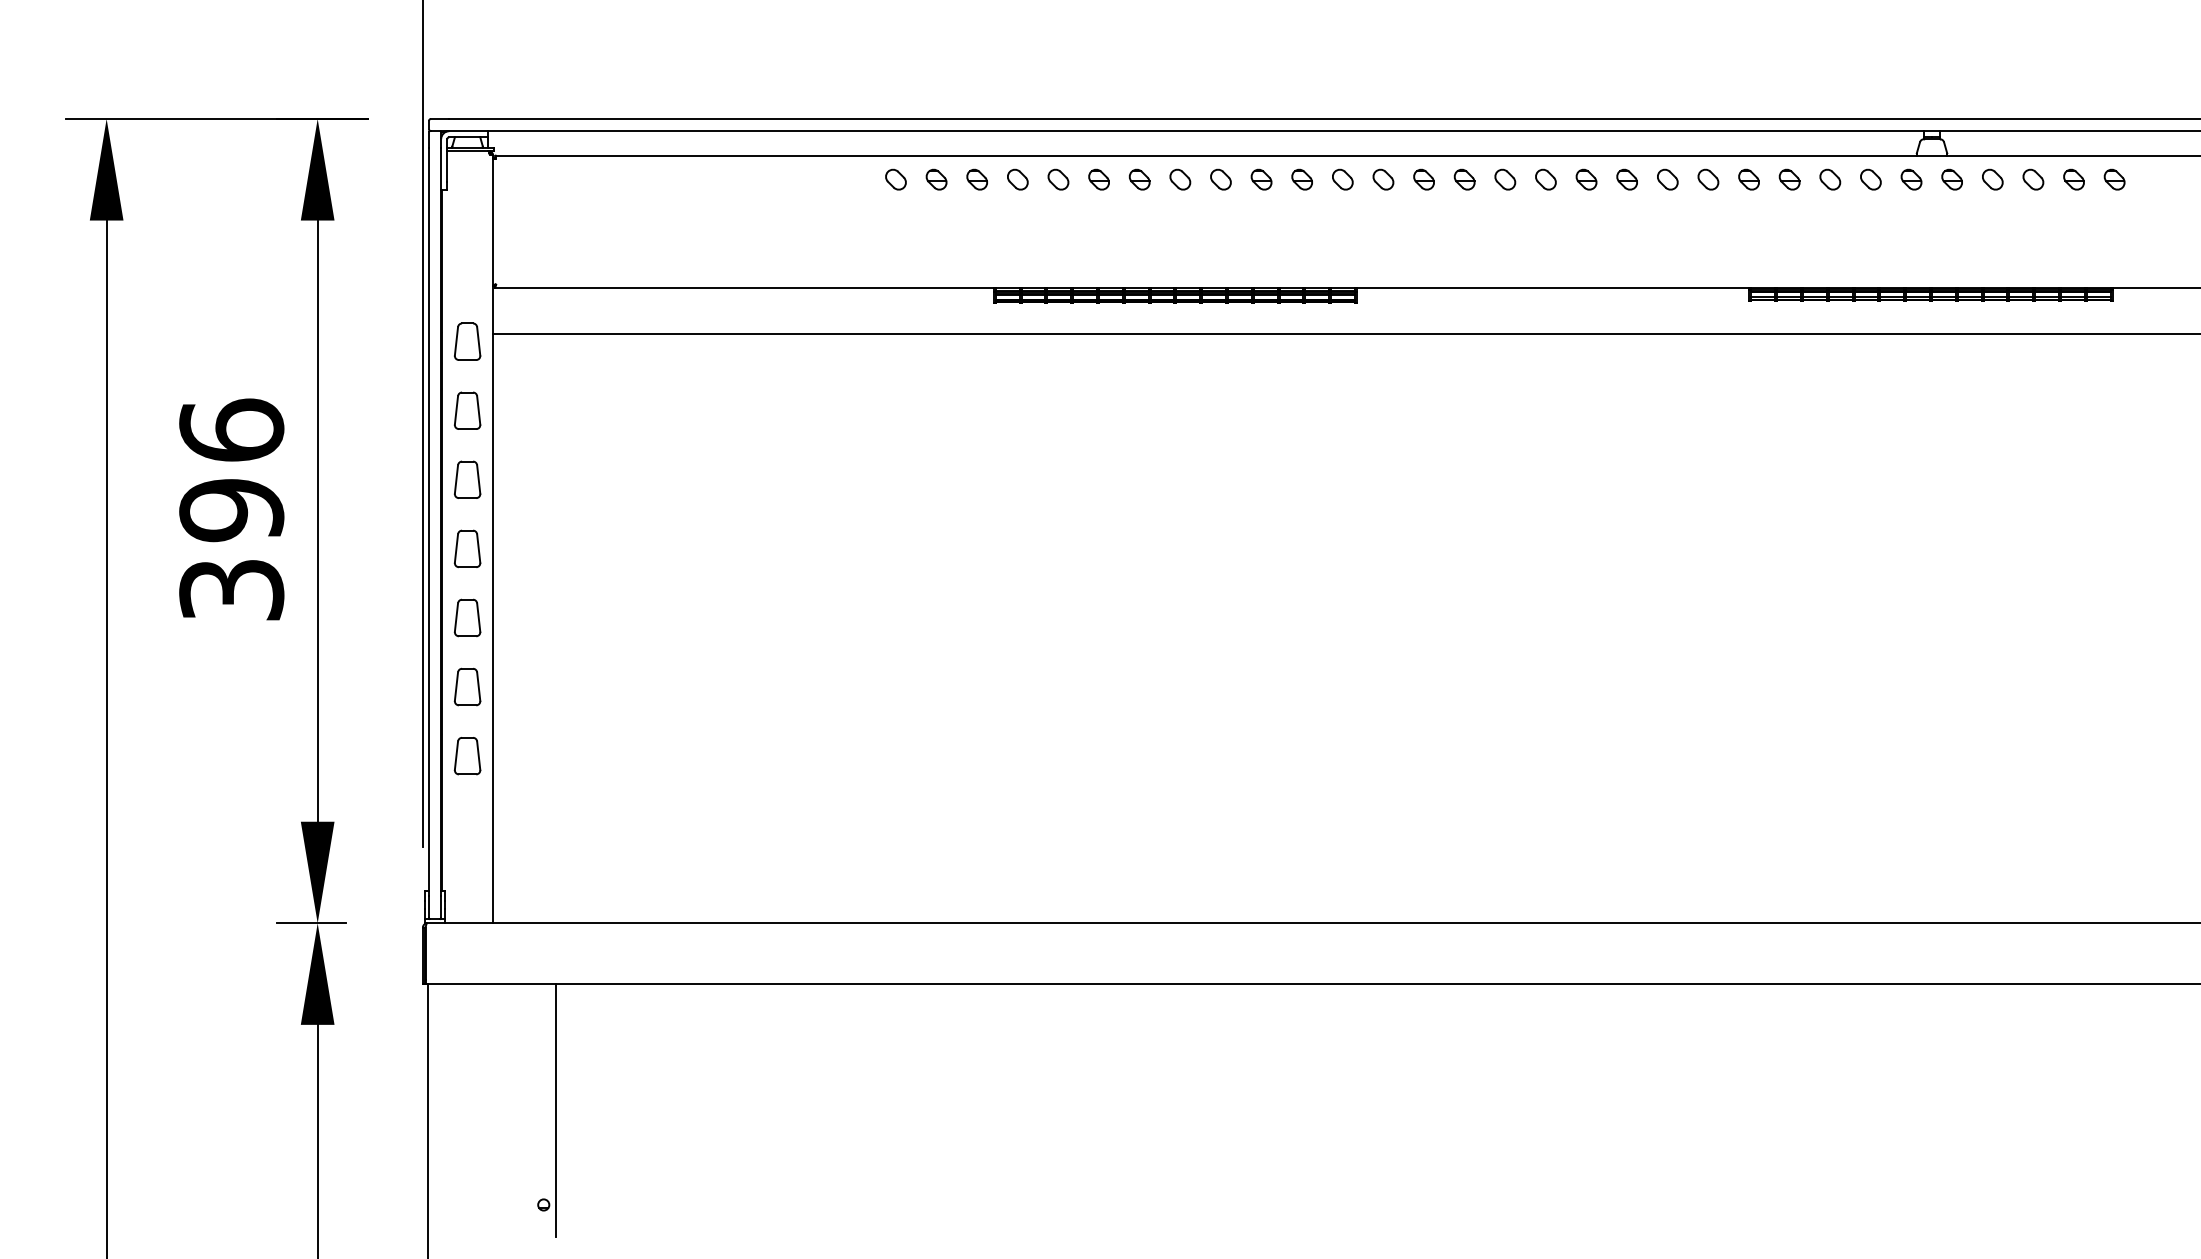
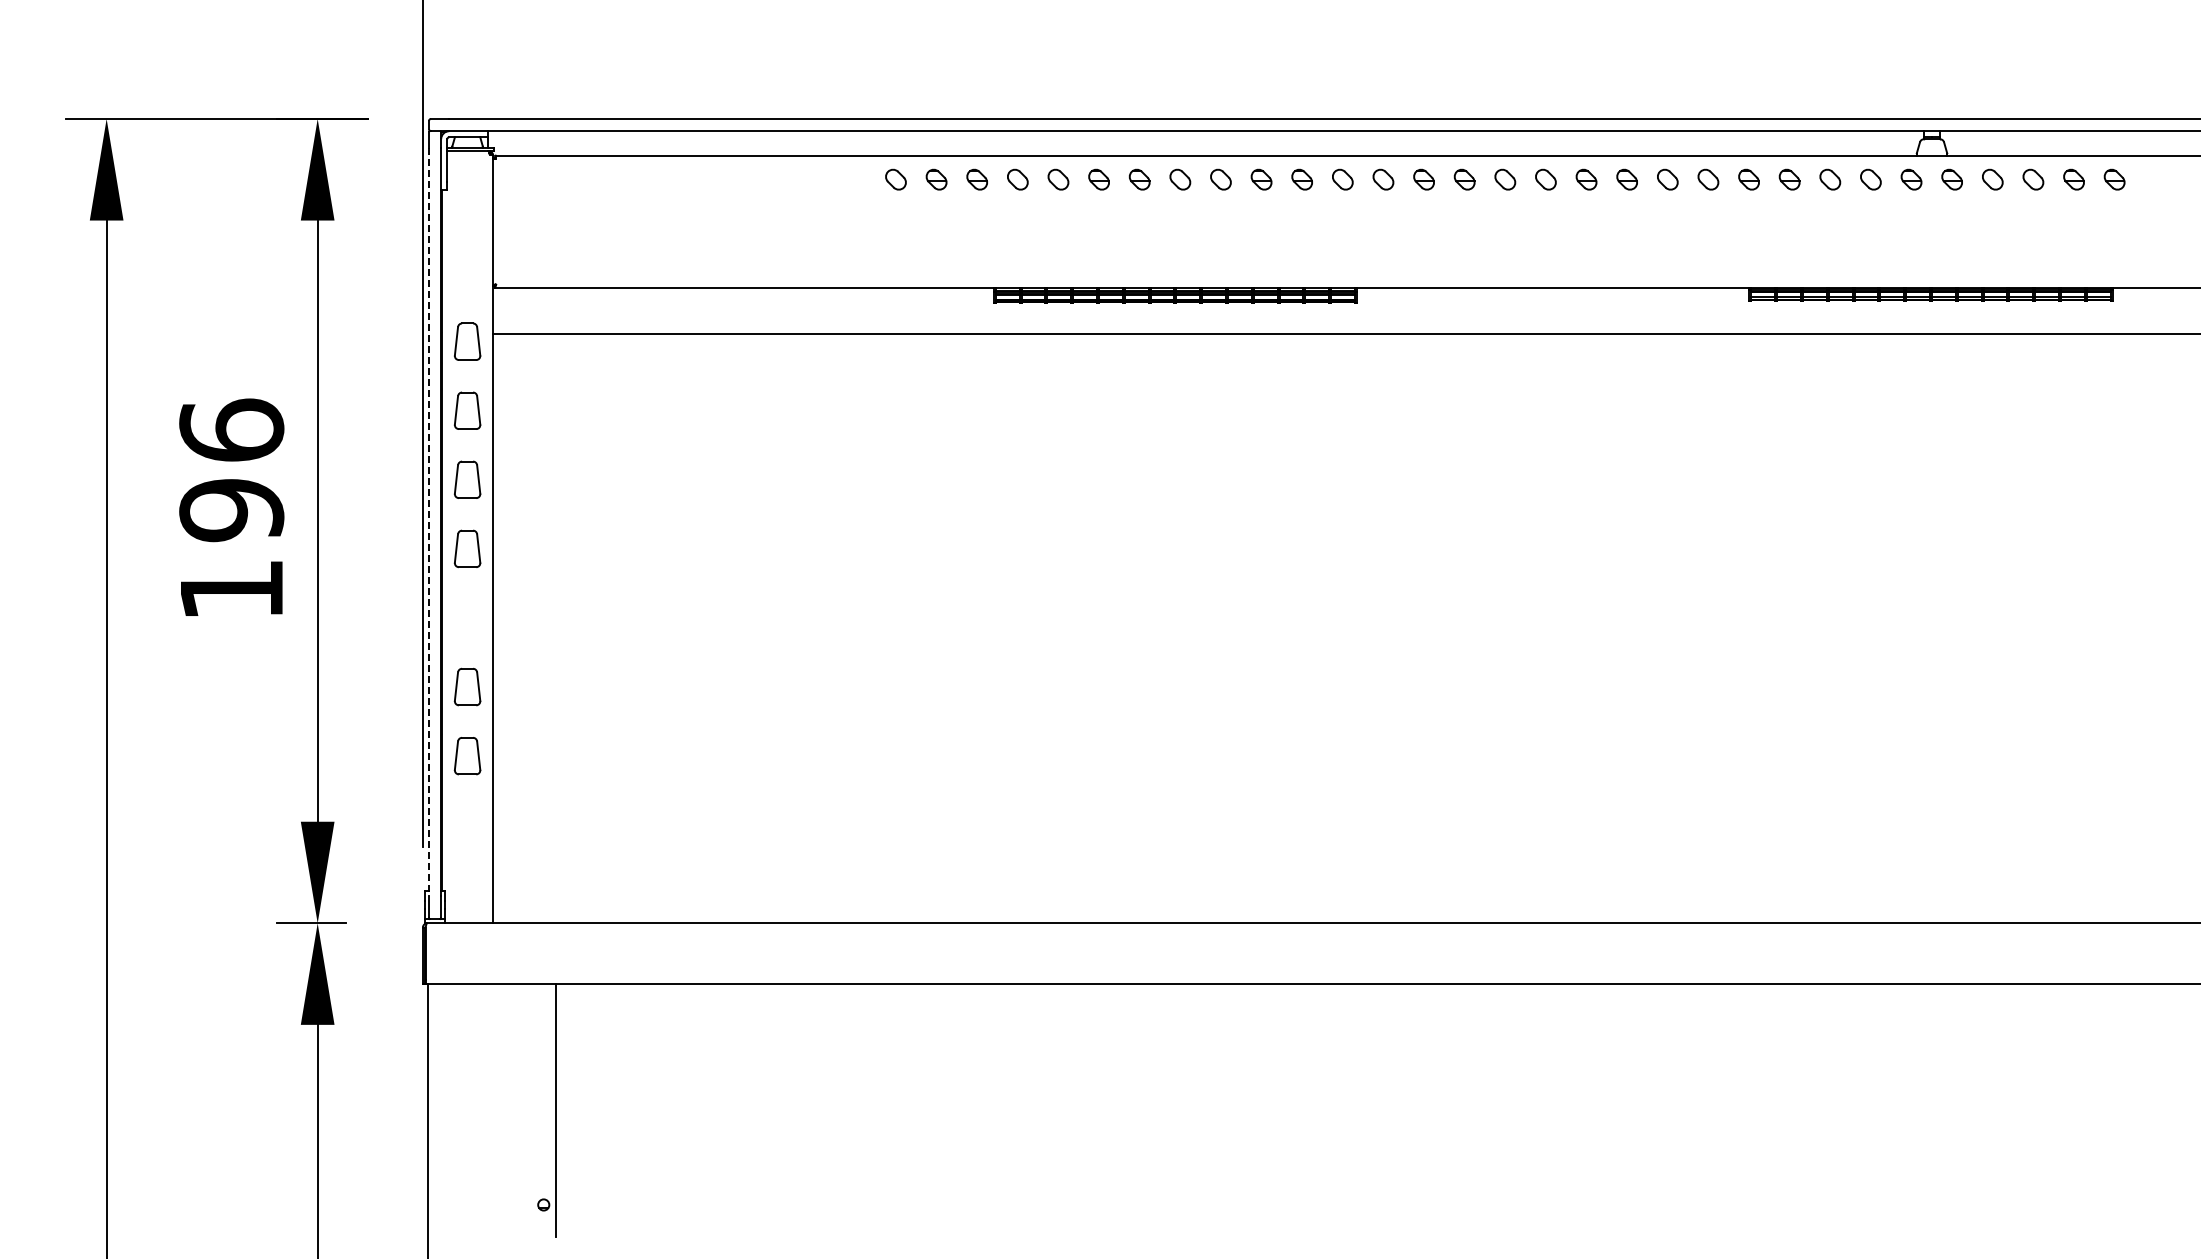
line: solid -> dashed (429, 521)
text: 396 -> 196 (231, 590)
part: present -> none (467, 617)
